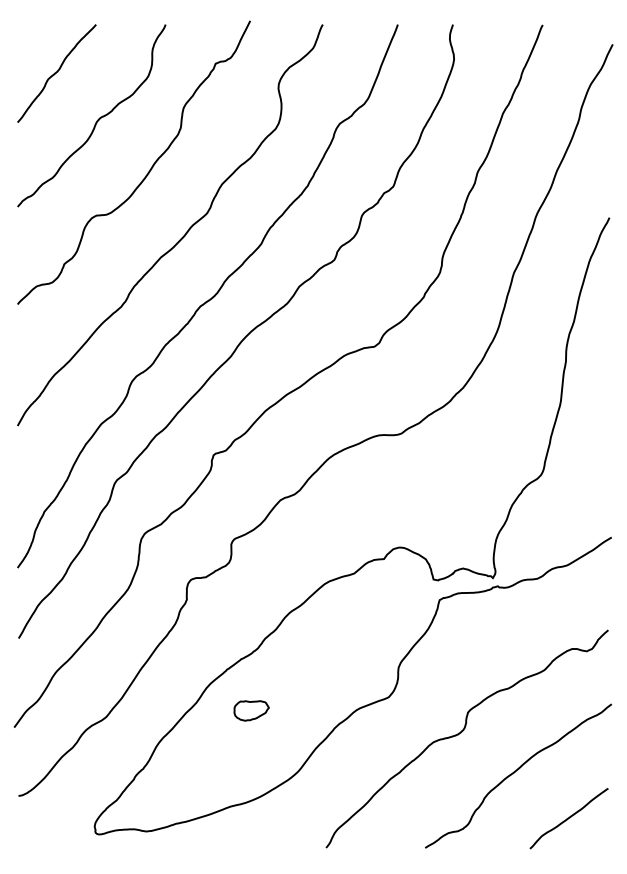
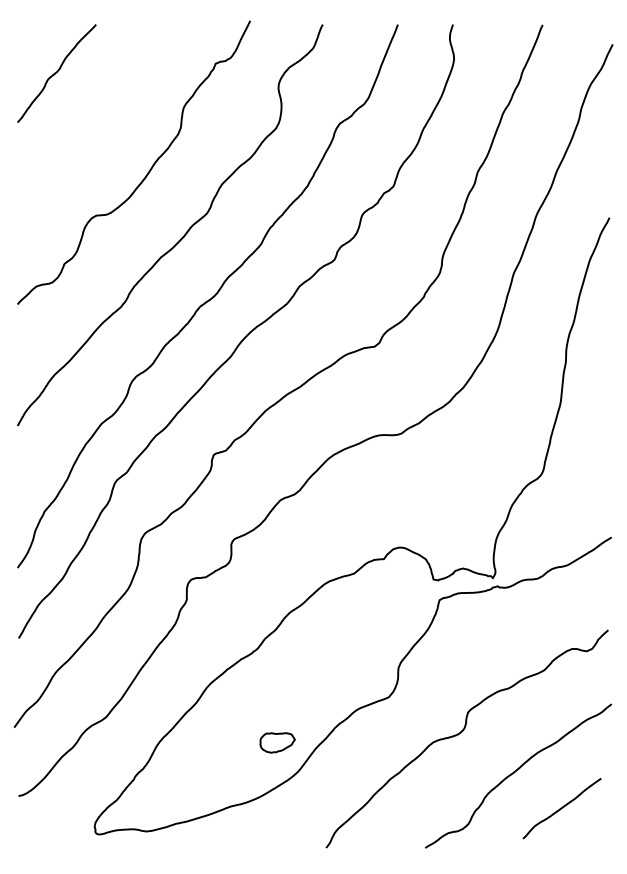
curve: present -> none (96, 120)
part position: (251, 710) -> (277, 742) (277, 742)
curve position: (568, 818) -> (561, 808) (561, 808)
